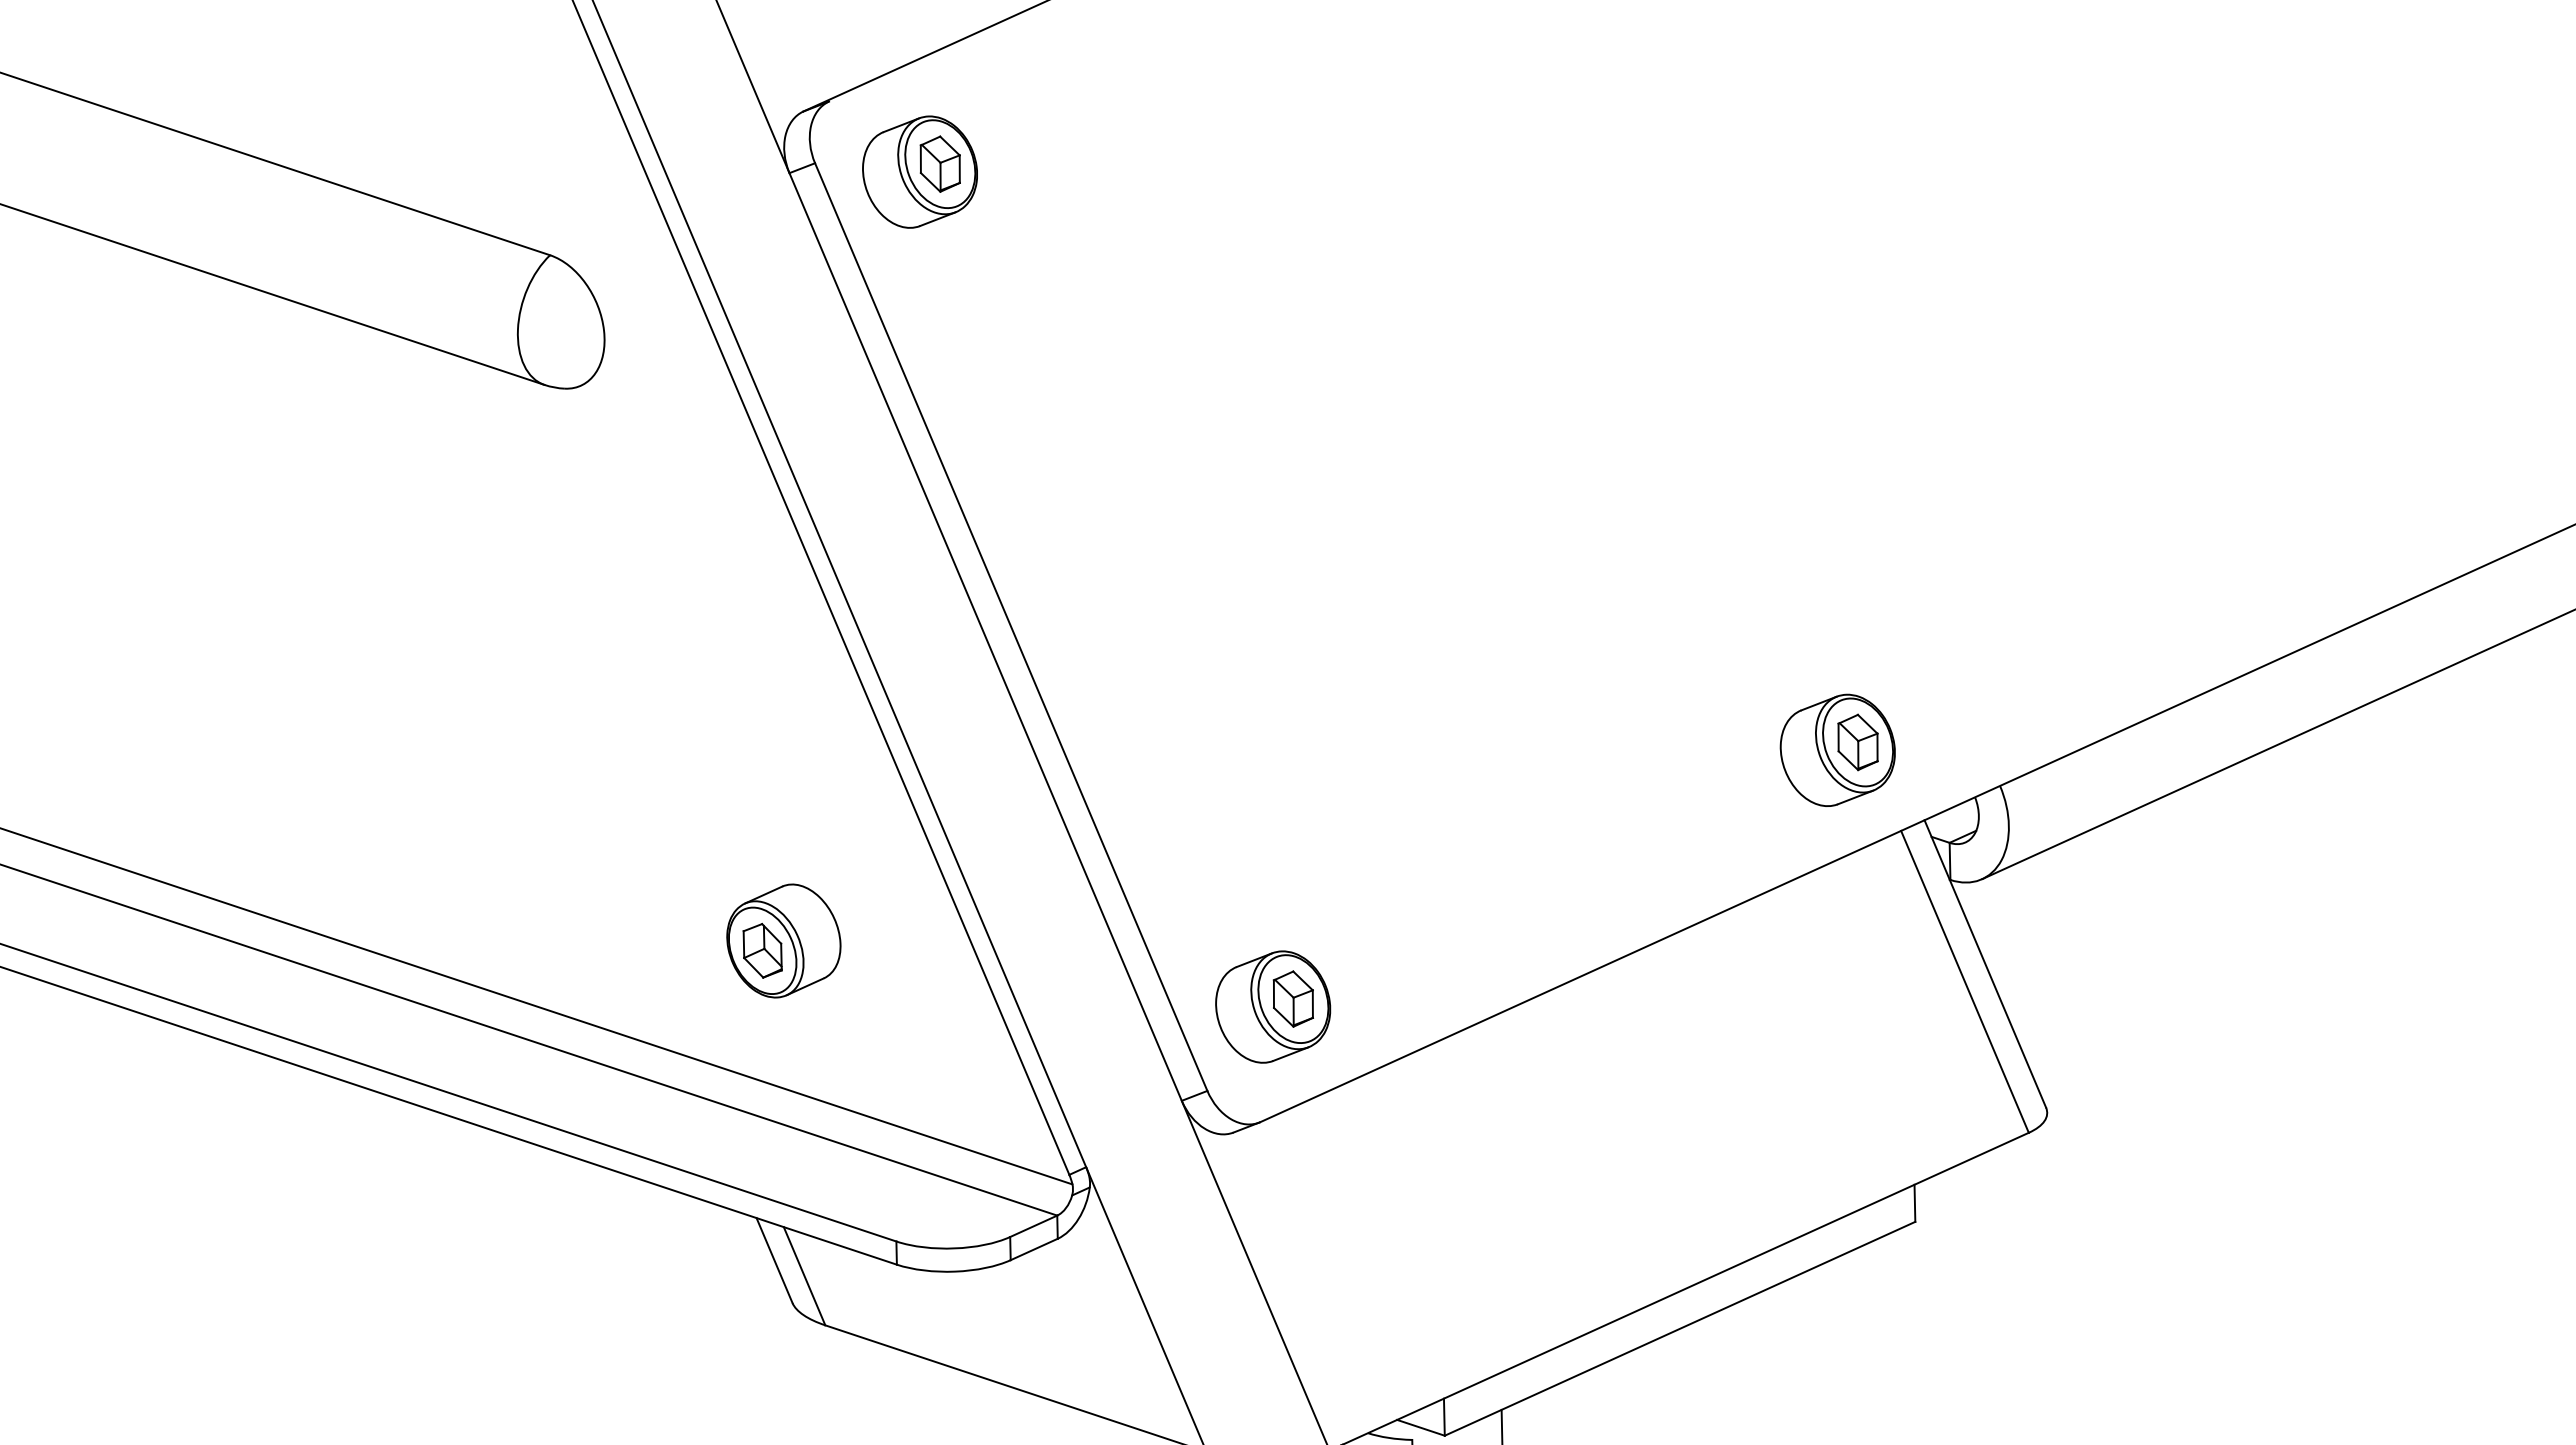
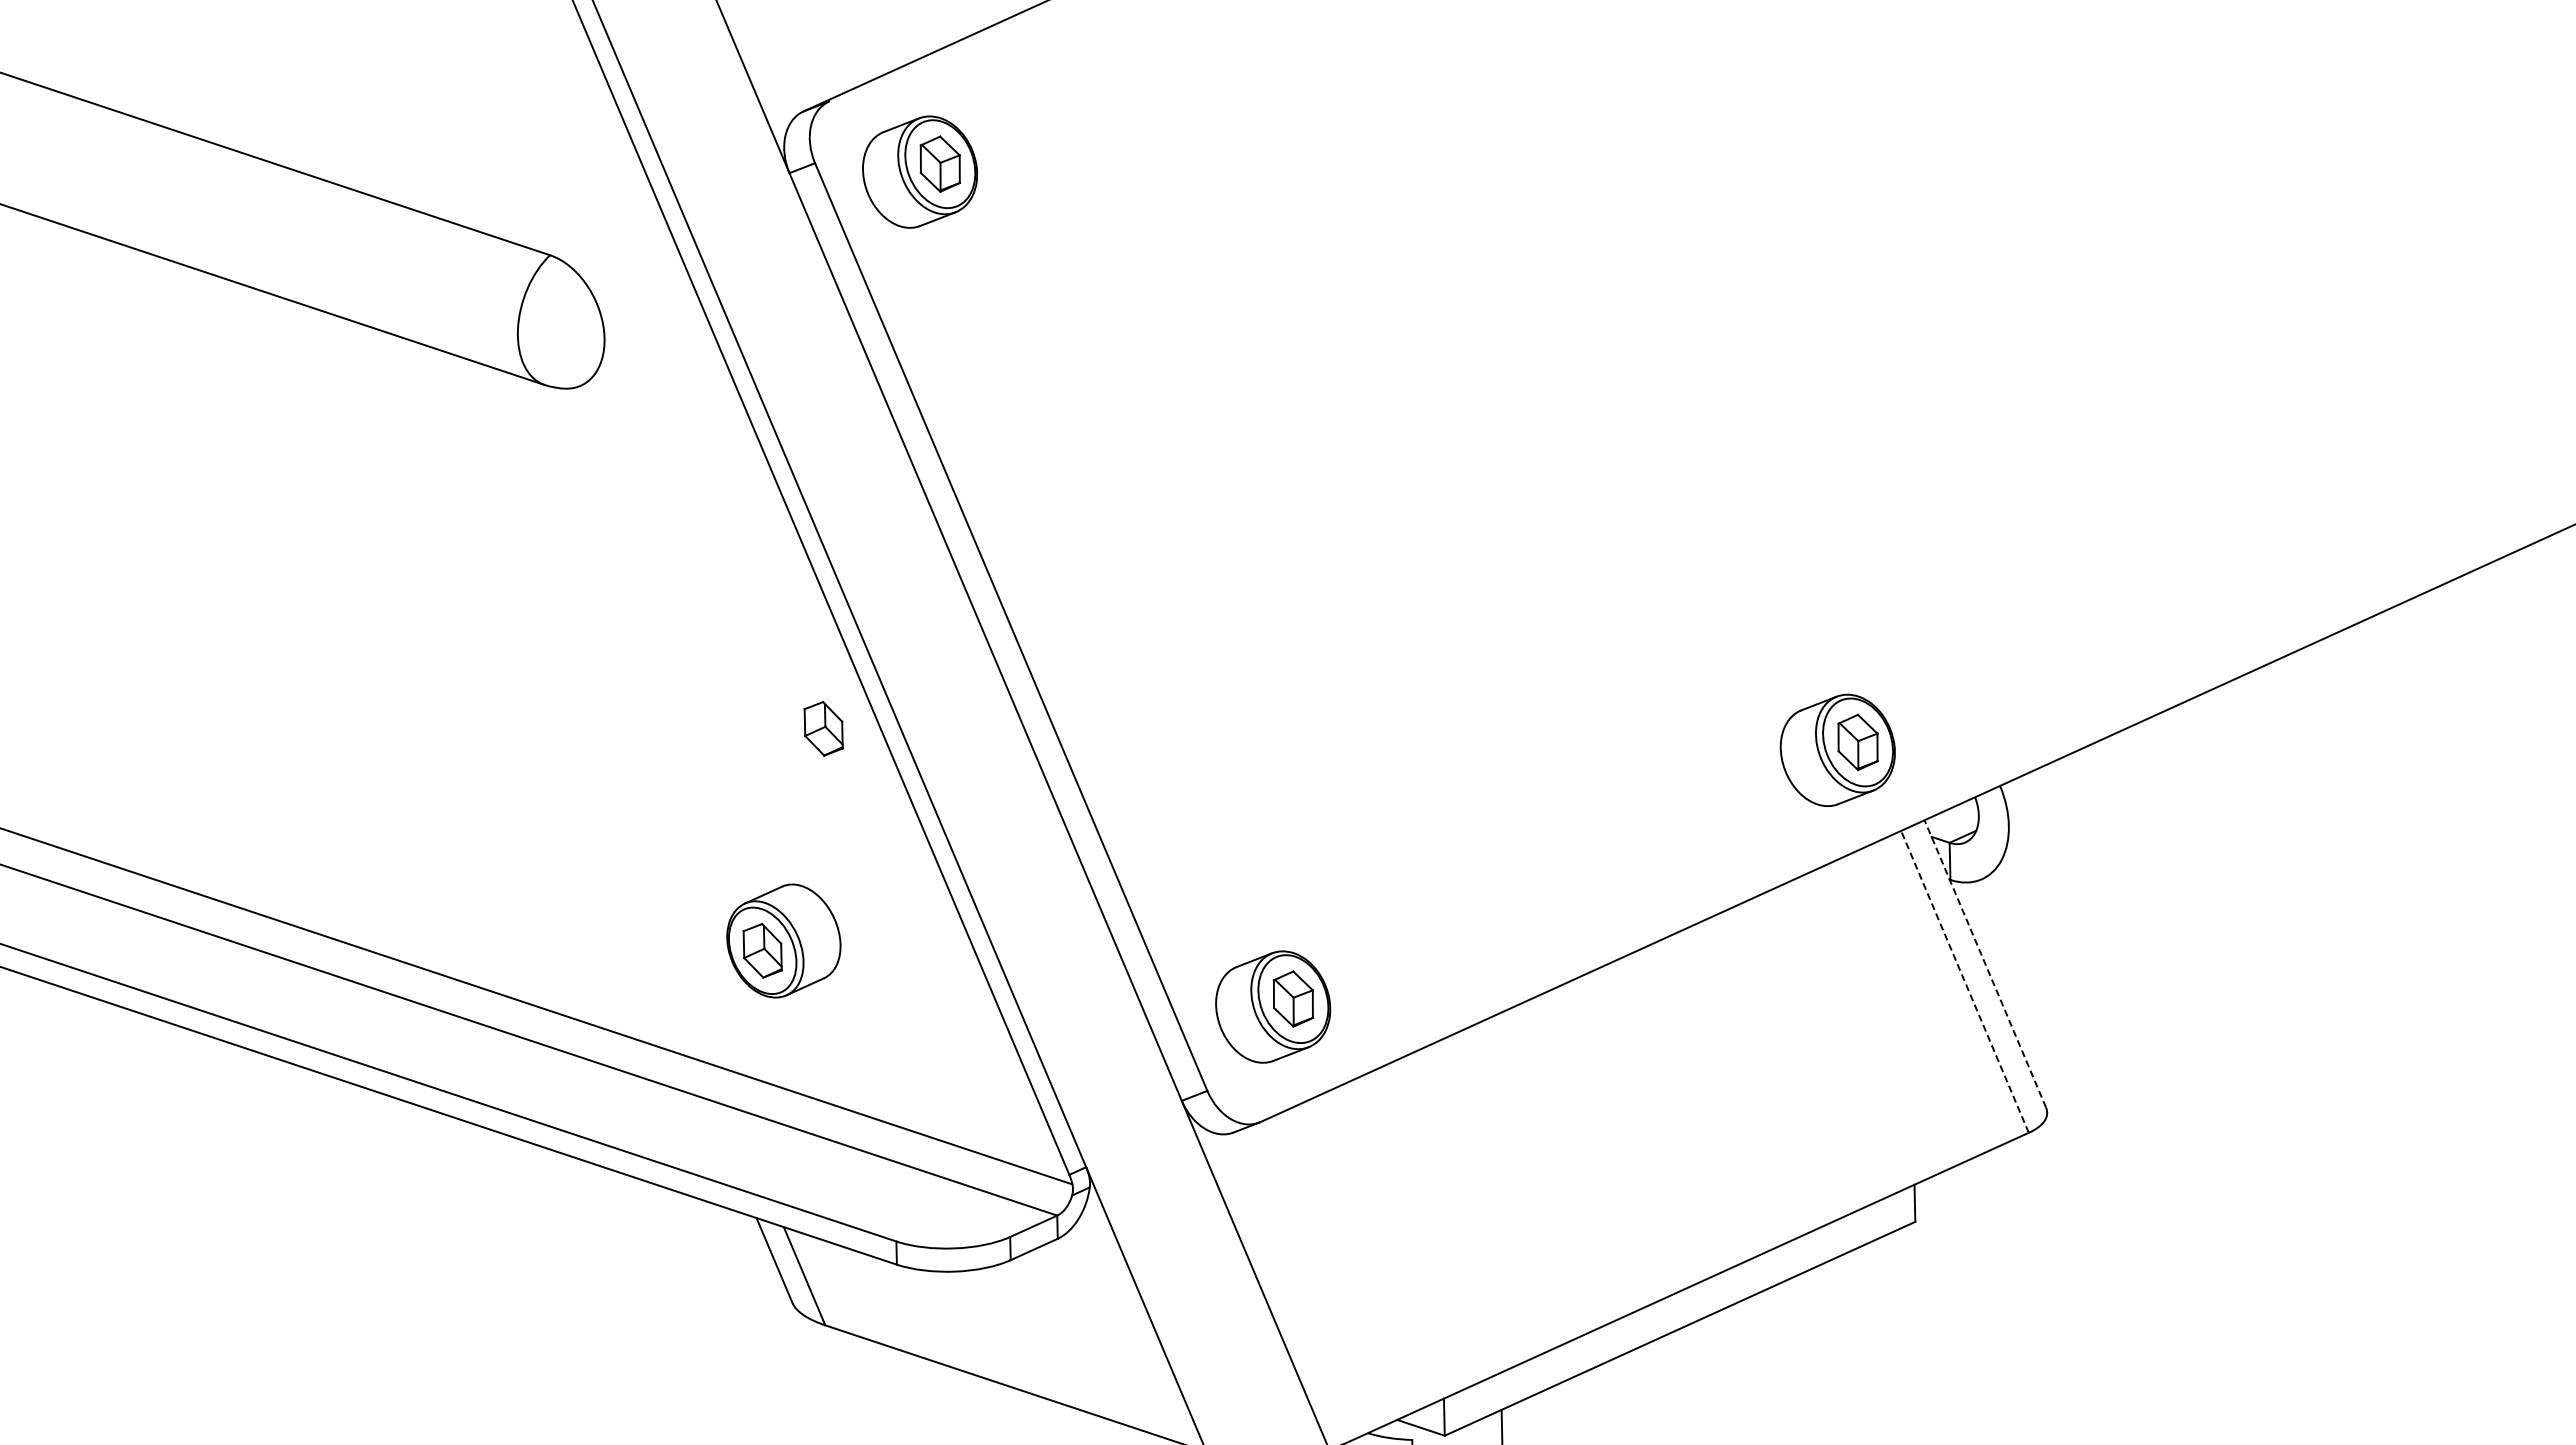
part: none -> present (823, 728)
line: present -> none (2277, 745)
line: solid -> dashed (1985, 963)
line: solid -> dashed (1964, 981)
